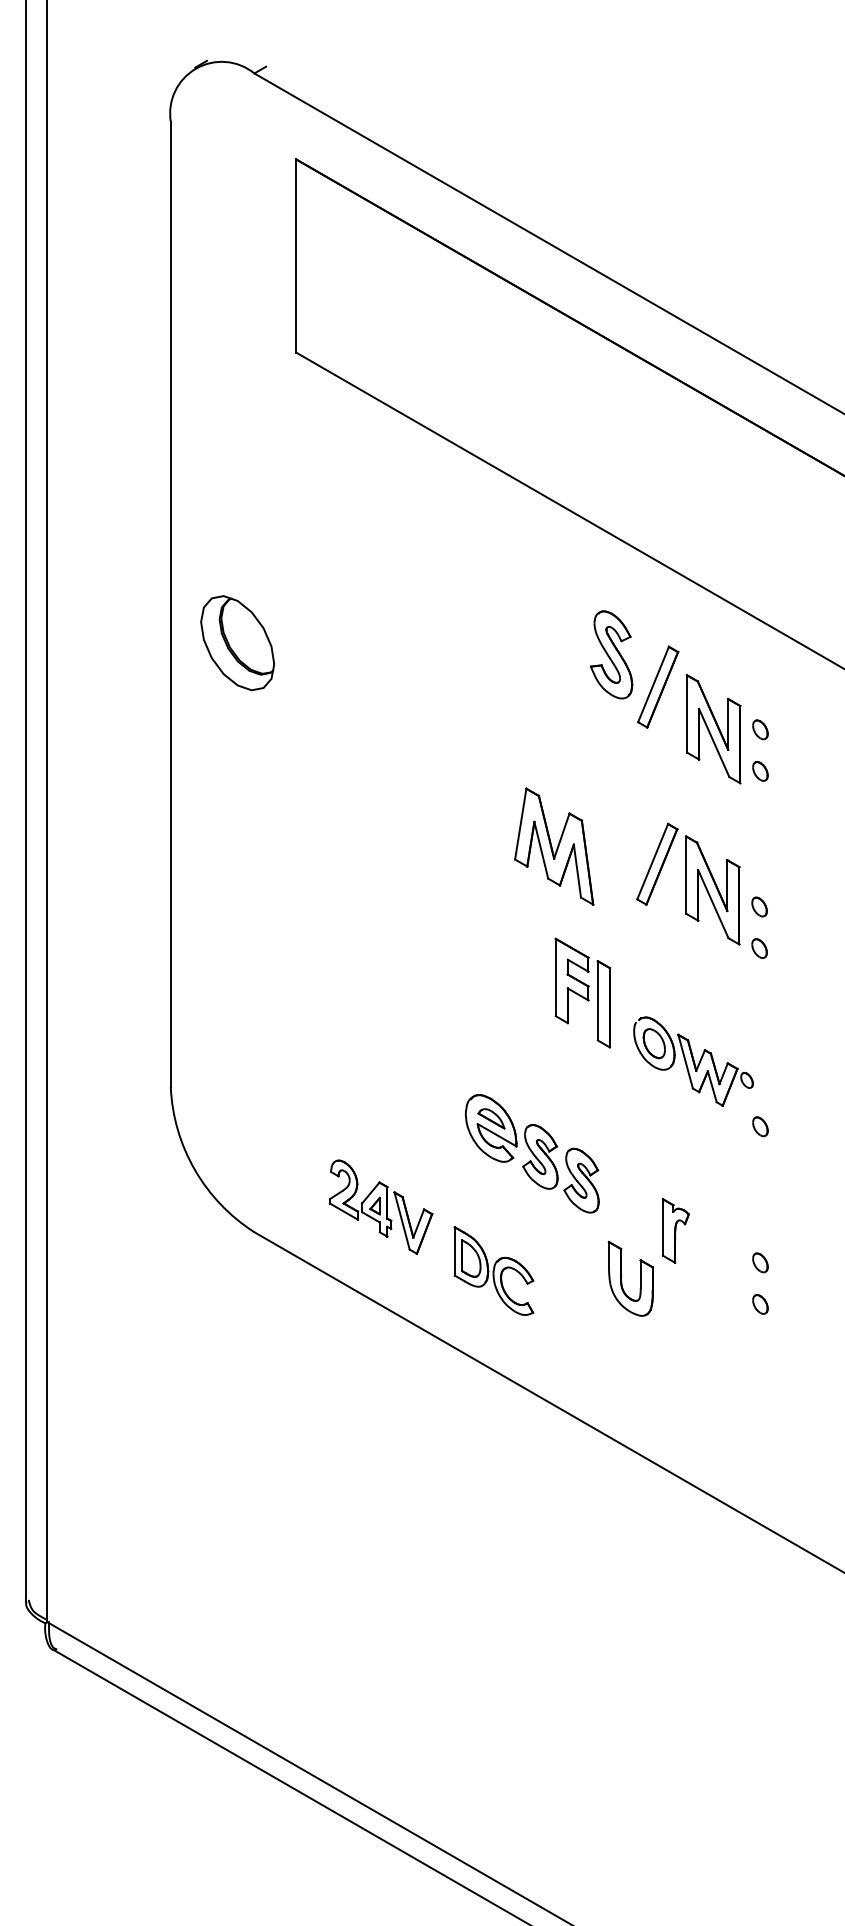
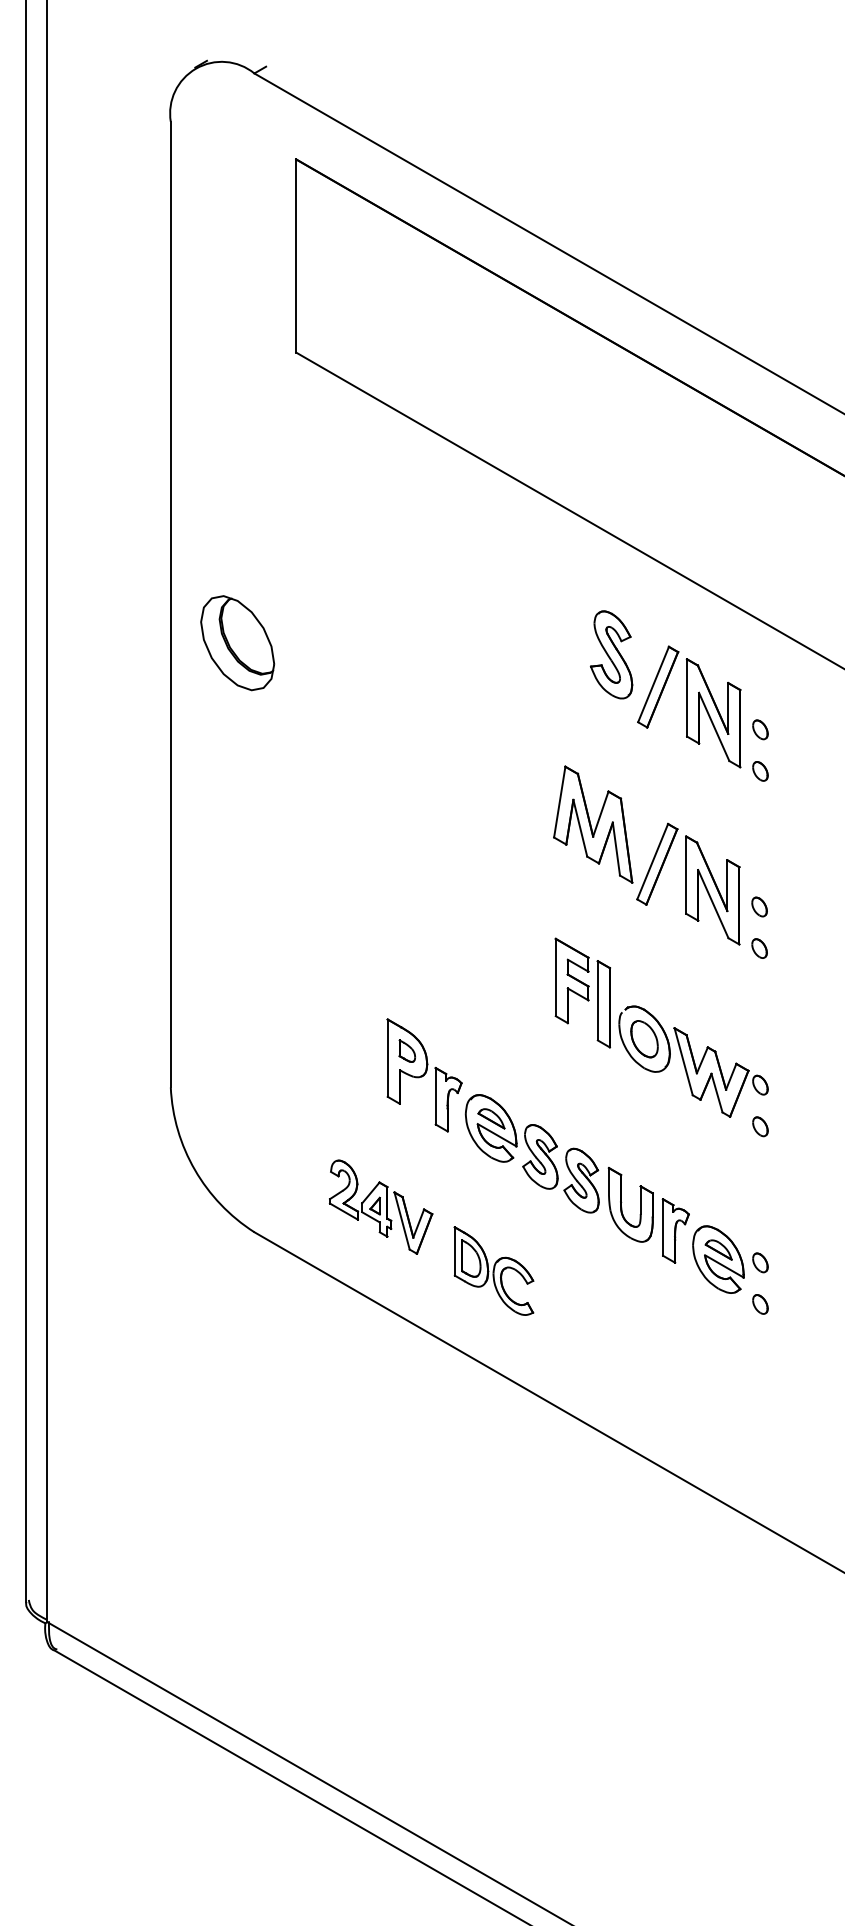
part position: (713, 729) -> (713, 713) (713, 713)
part position: (554, 846) -> (593, 824) (593, 824)
part size: 121x91 px -> 151x113 px (693, 1061)
part: none -> present (424, 1075)
part: none -> present (718, 1259)
part position: (622, 1276) -> (622, 1202) (622, 1202)
